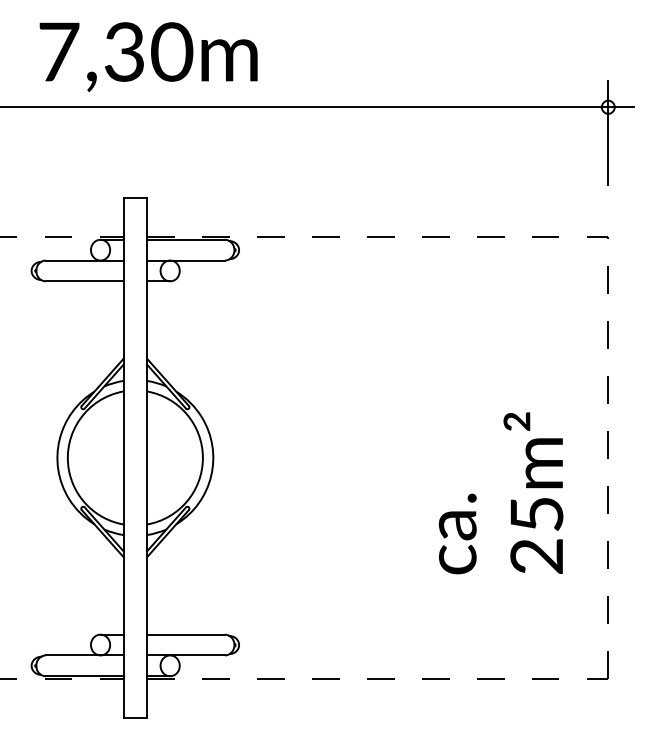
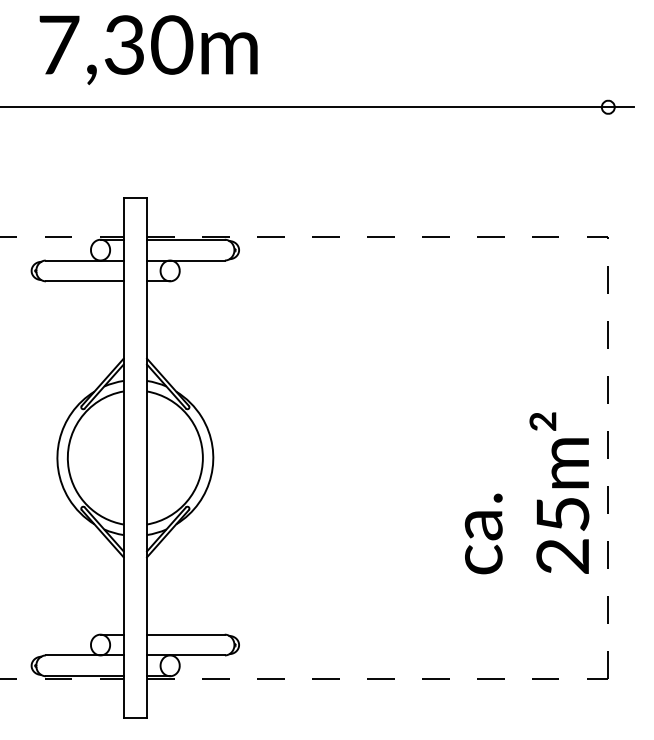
text position: (148, 56) -> (148, 49) (148, 49)
line: present -> none (608, 133)
text position: (500, 493) -> (526, 493) (526, 493)
